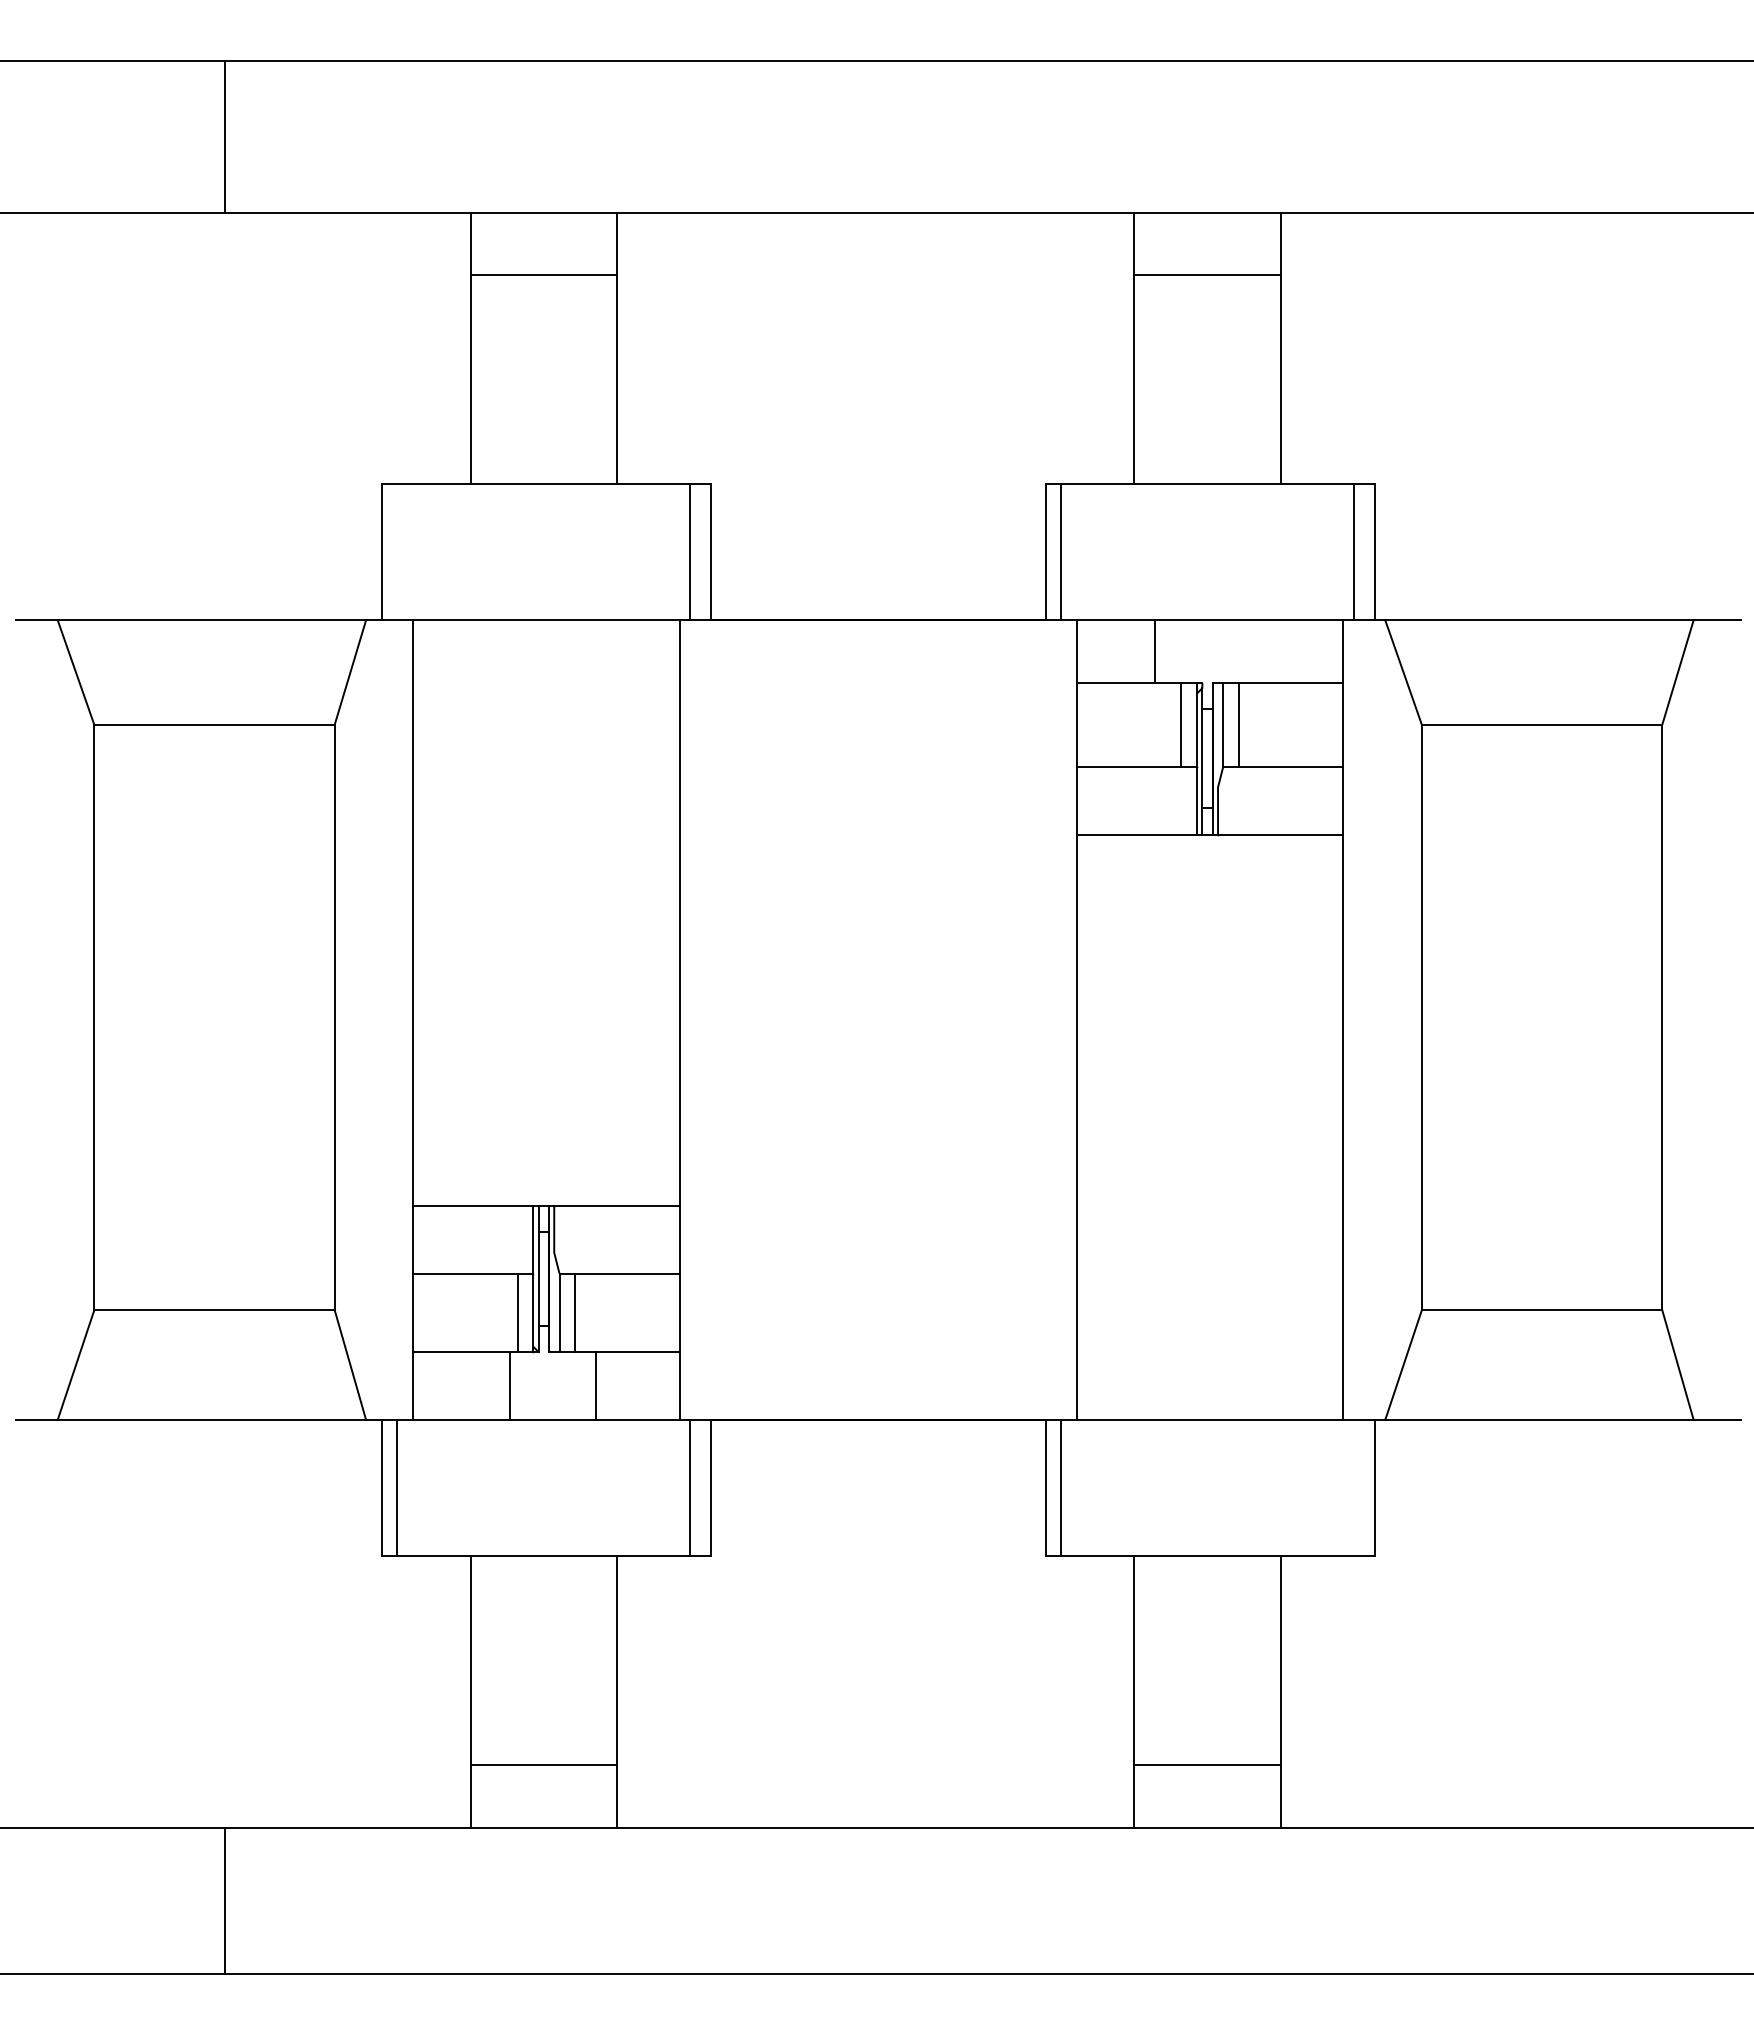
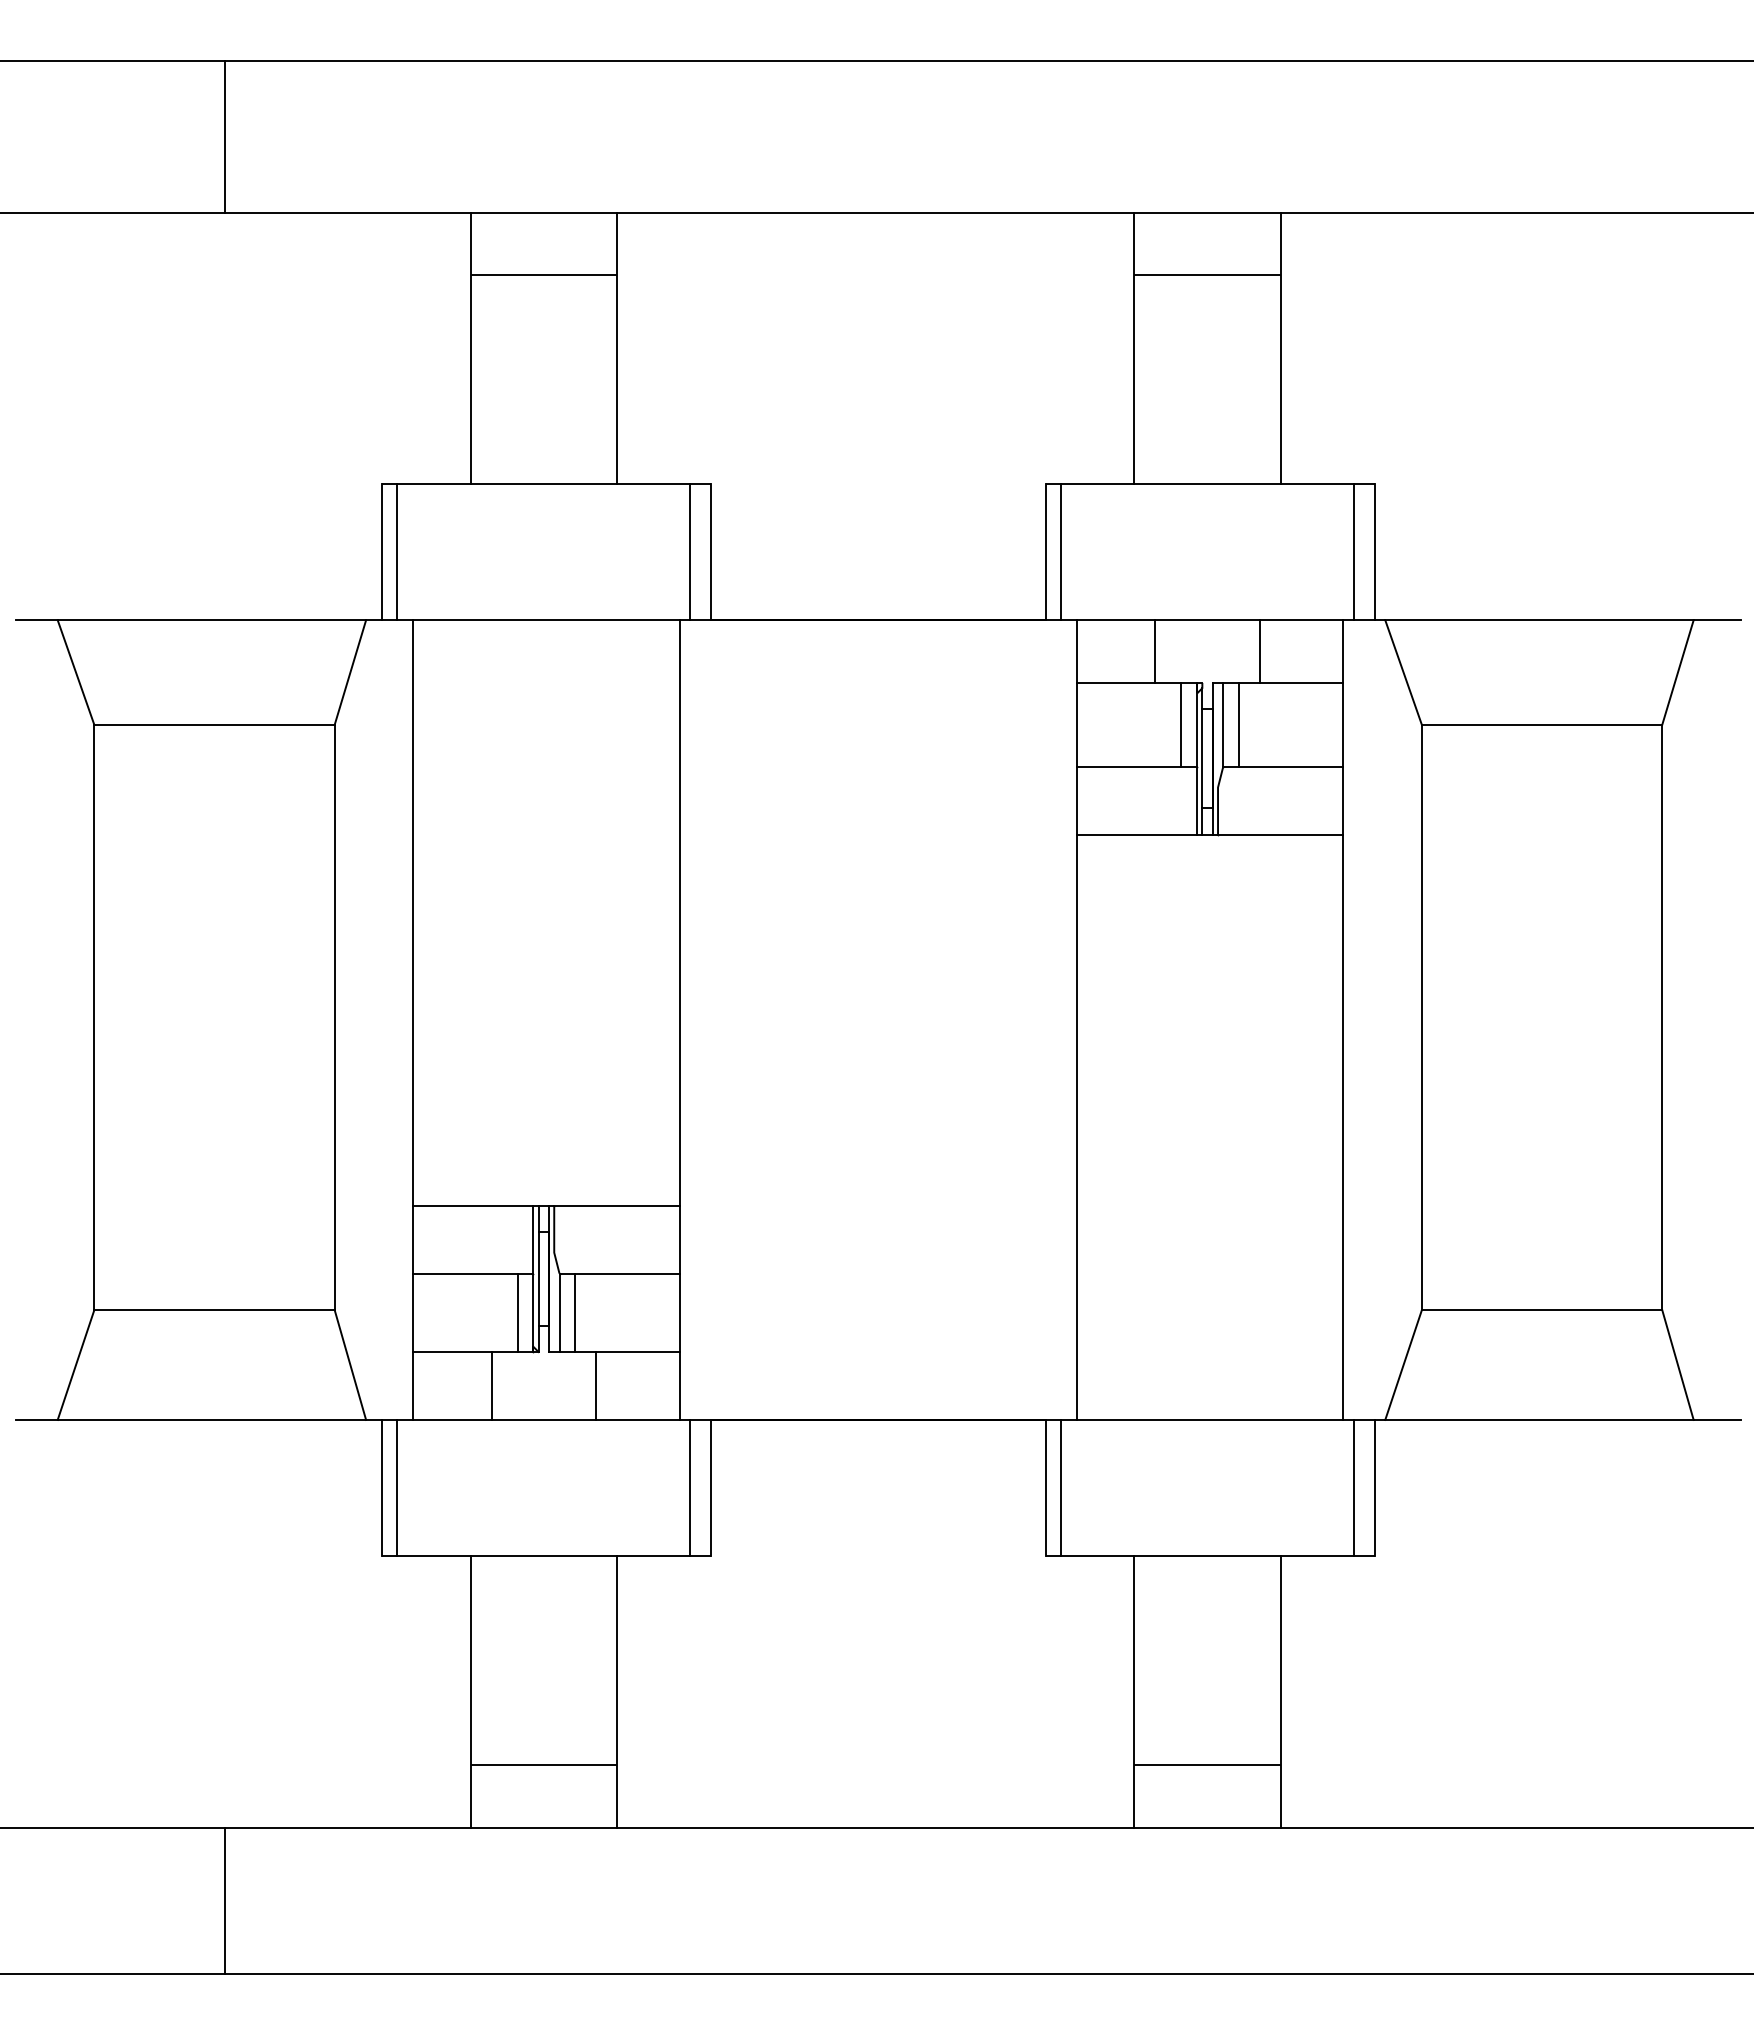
line: none -> present (397, 552)
line: none -> present (1259, 651)
line position: (509, 1385) -> (491, 1385) (491, 1385)
line: none -> present (1353, 1487)
